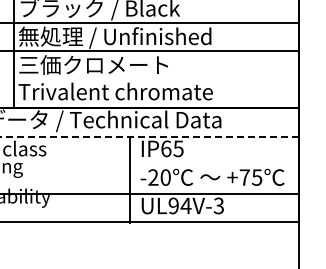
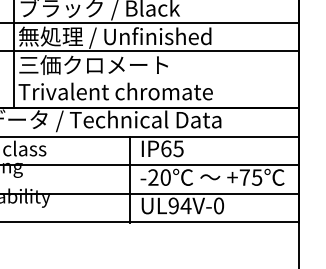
line: dashed -> solid (149, 136)
line: none -> present (150, 165)
text: UL94V-3 -> UL94V-0 (218, 205)
